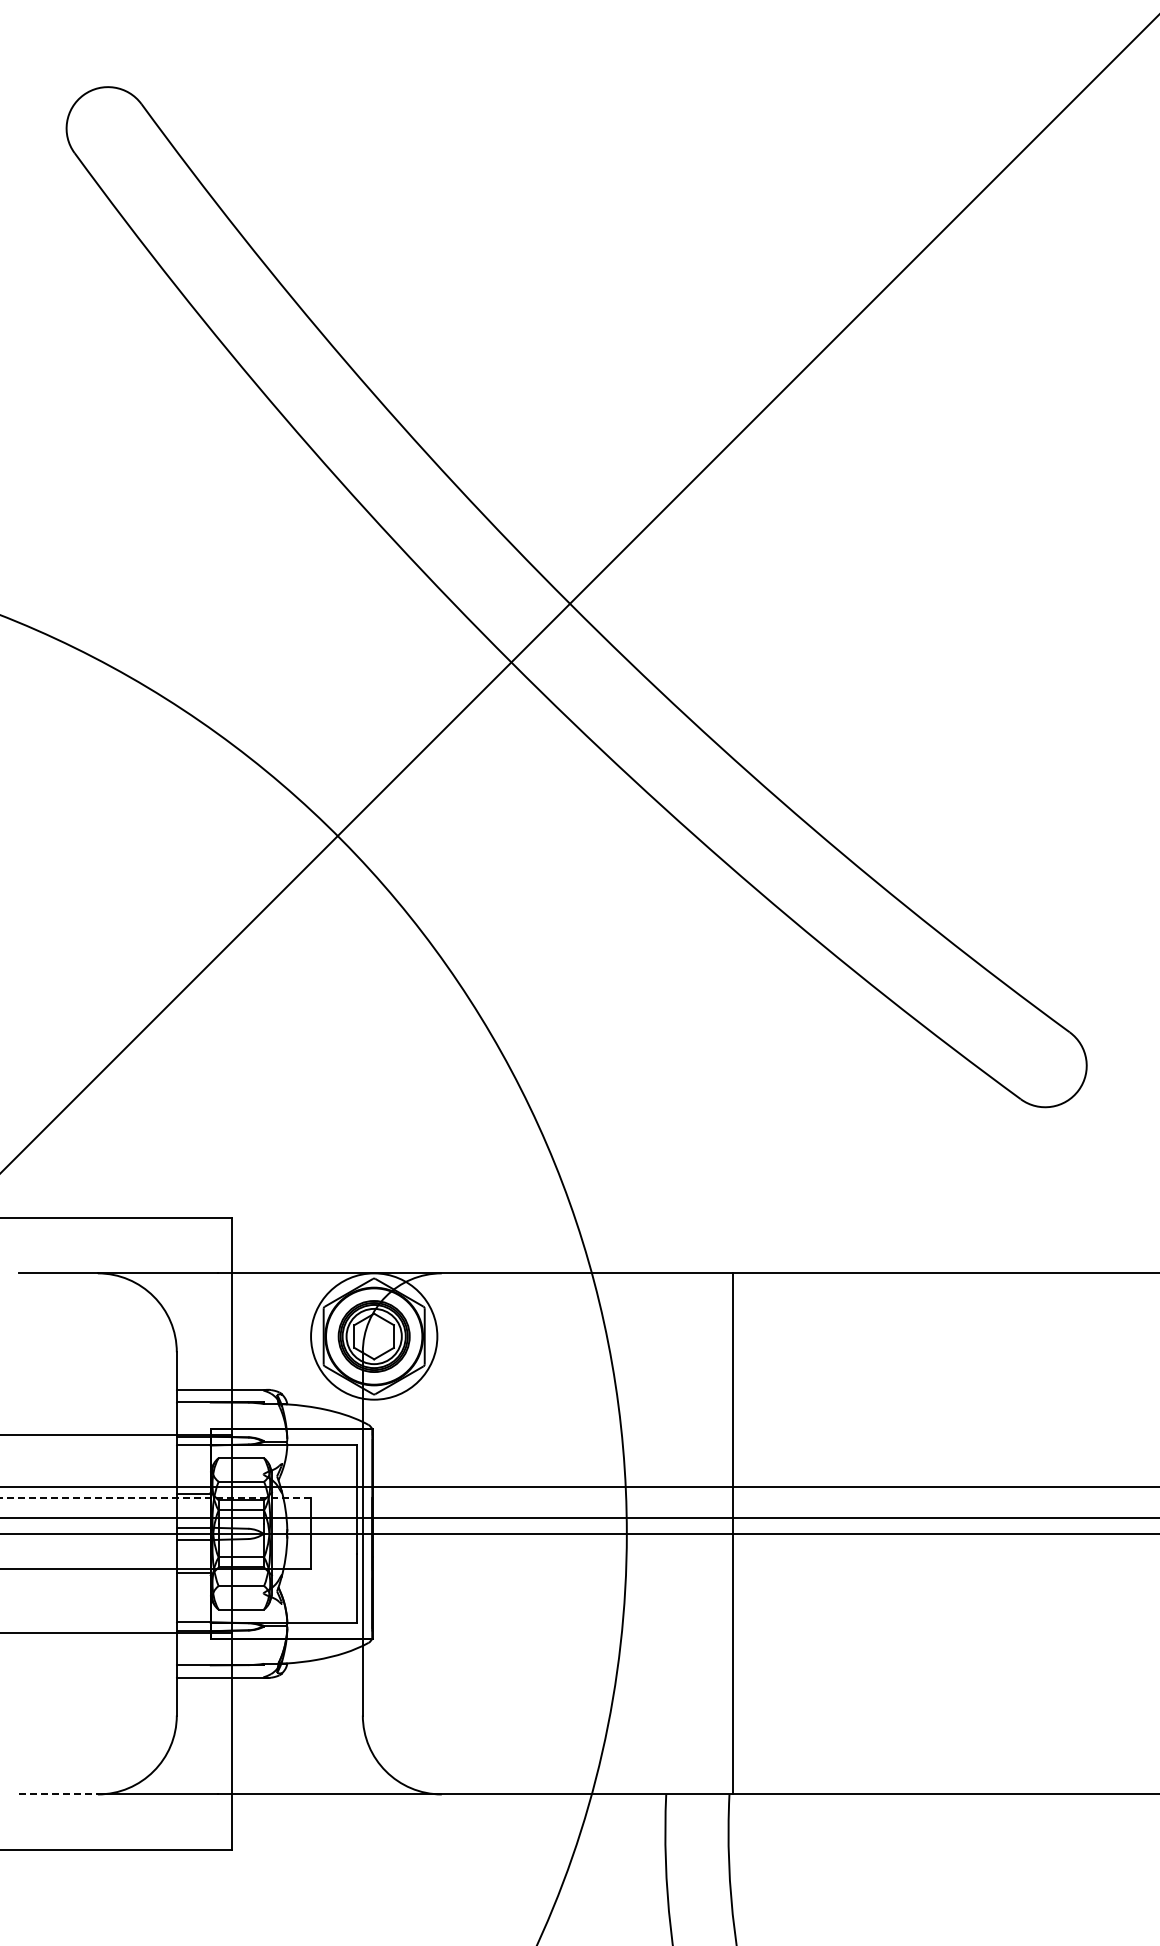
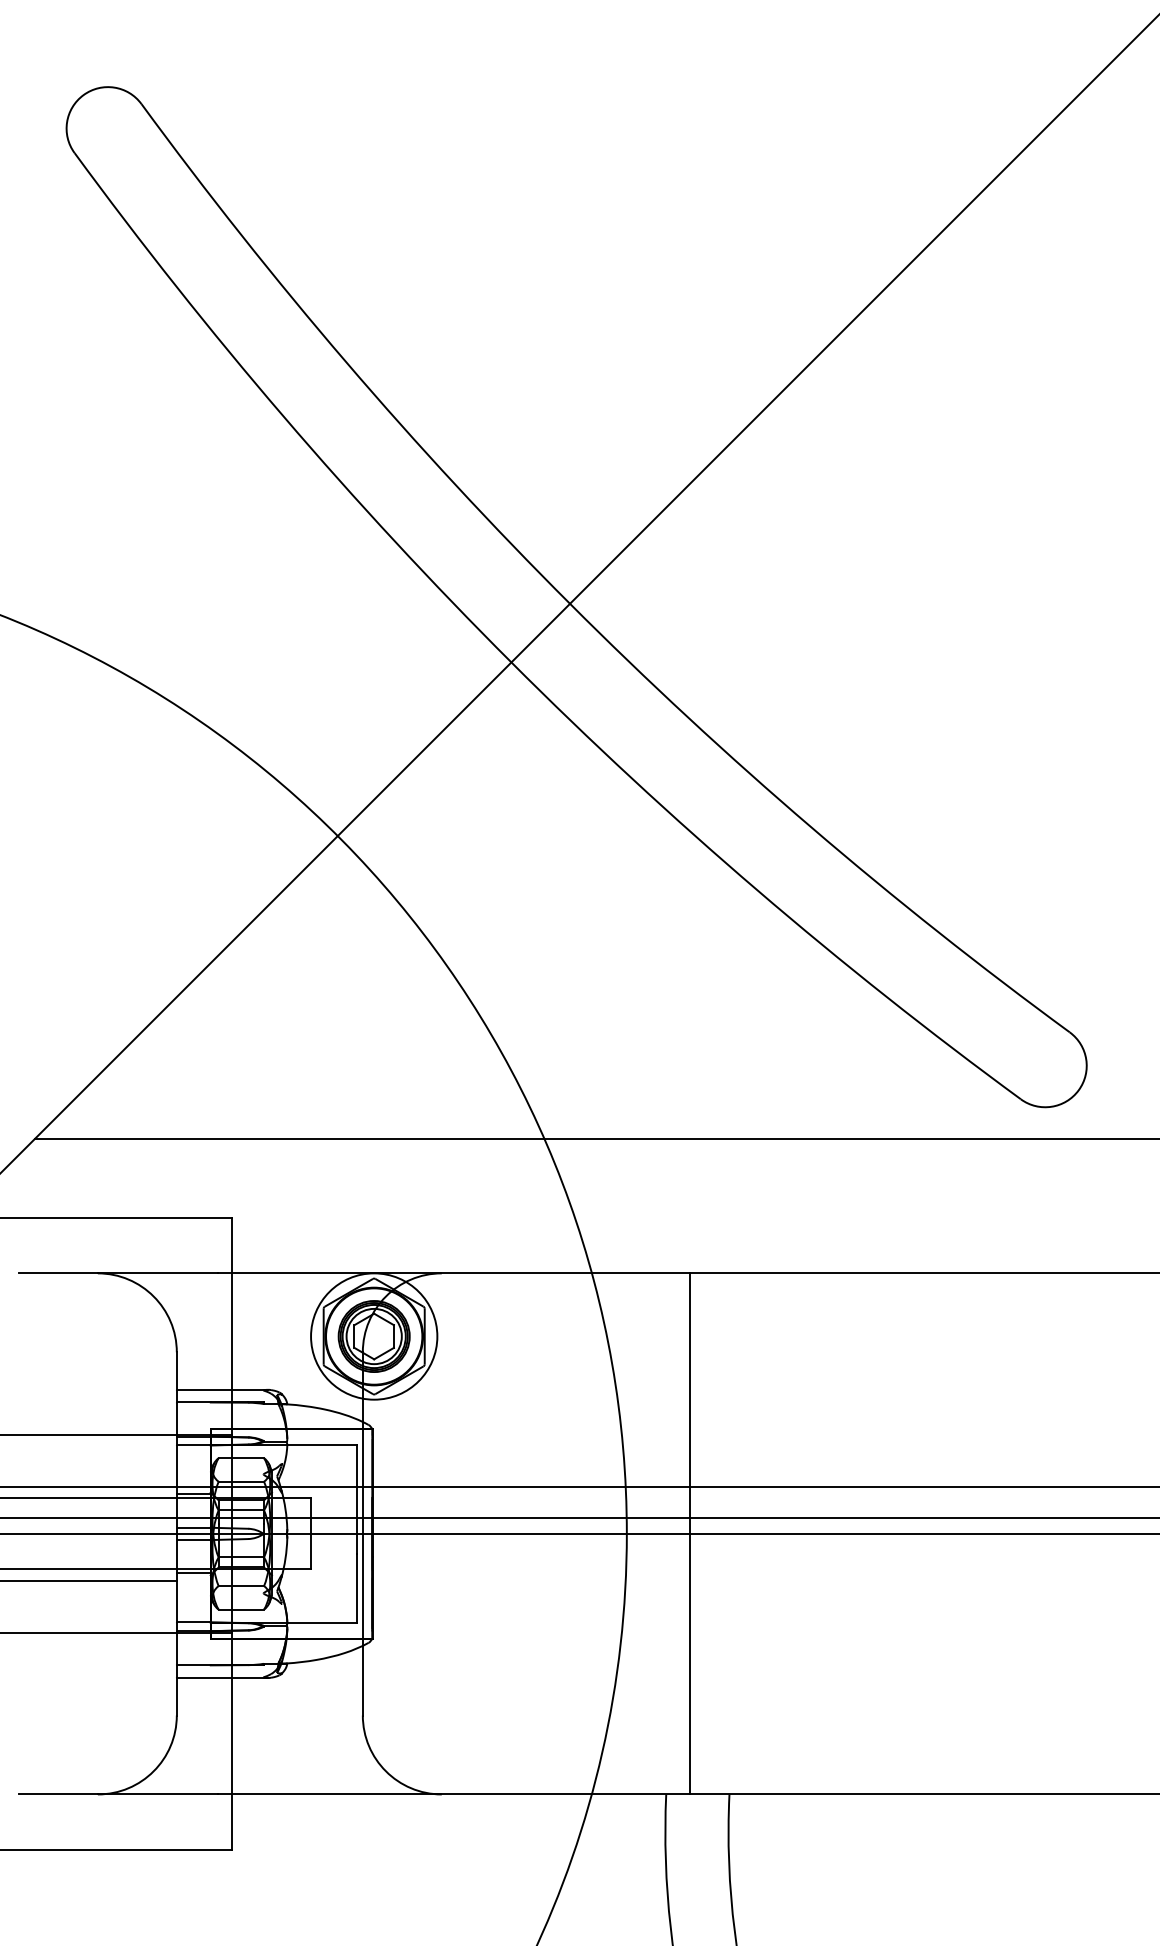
line: none -> present (595, 1139)
line: dashed -> solid (155, 1498)
line position: (733, 1533) -> (690, 1533) (690, 1533)
line: none -> present (89, 1581)
line: dashed -> solid (58, 1794)
